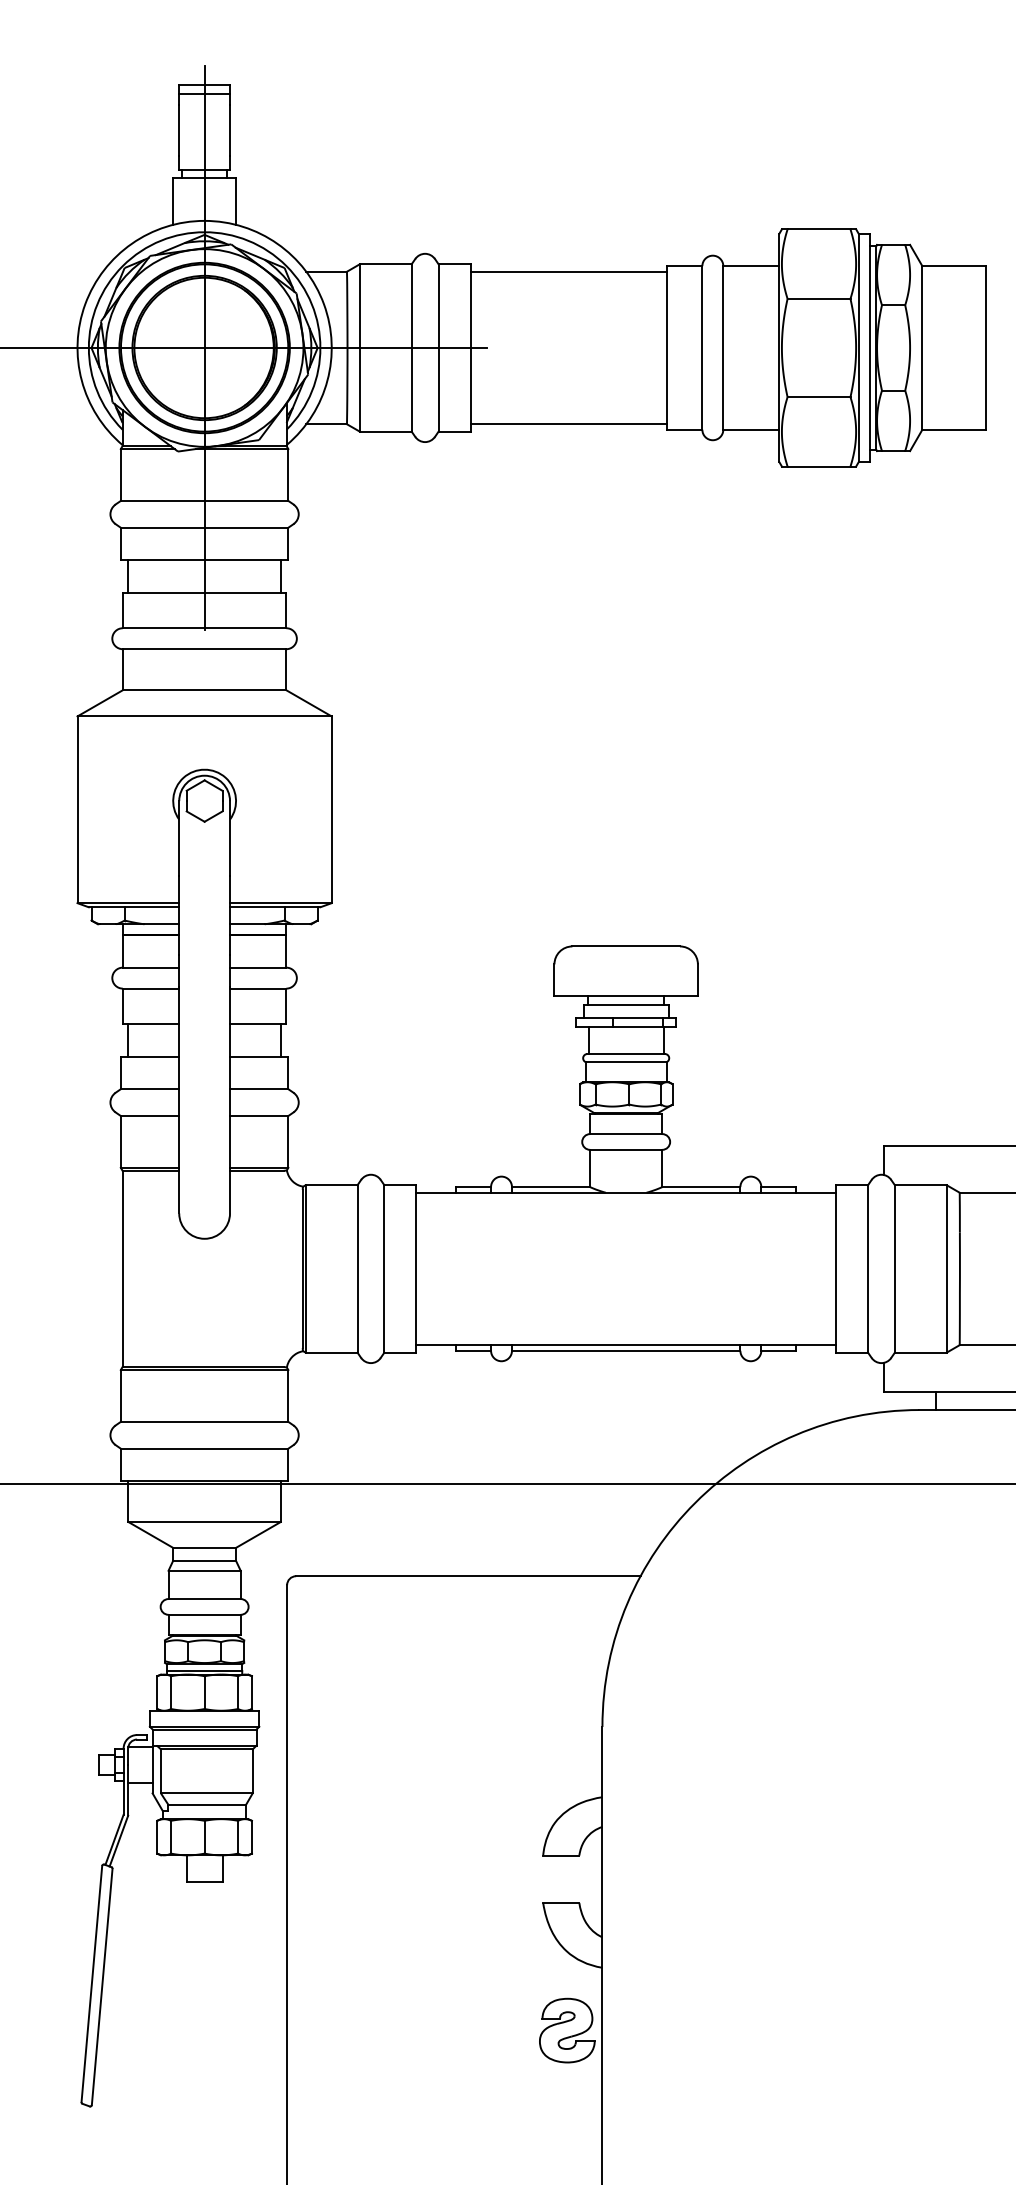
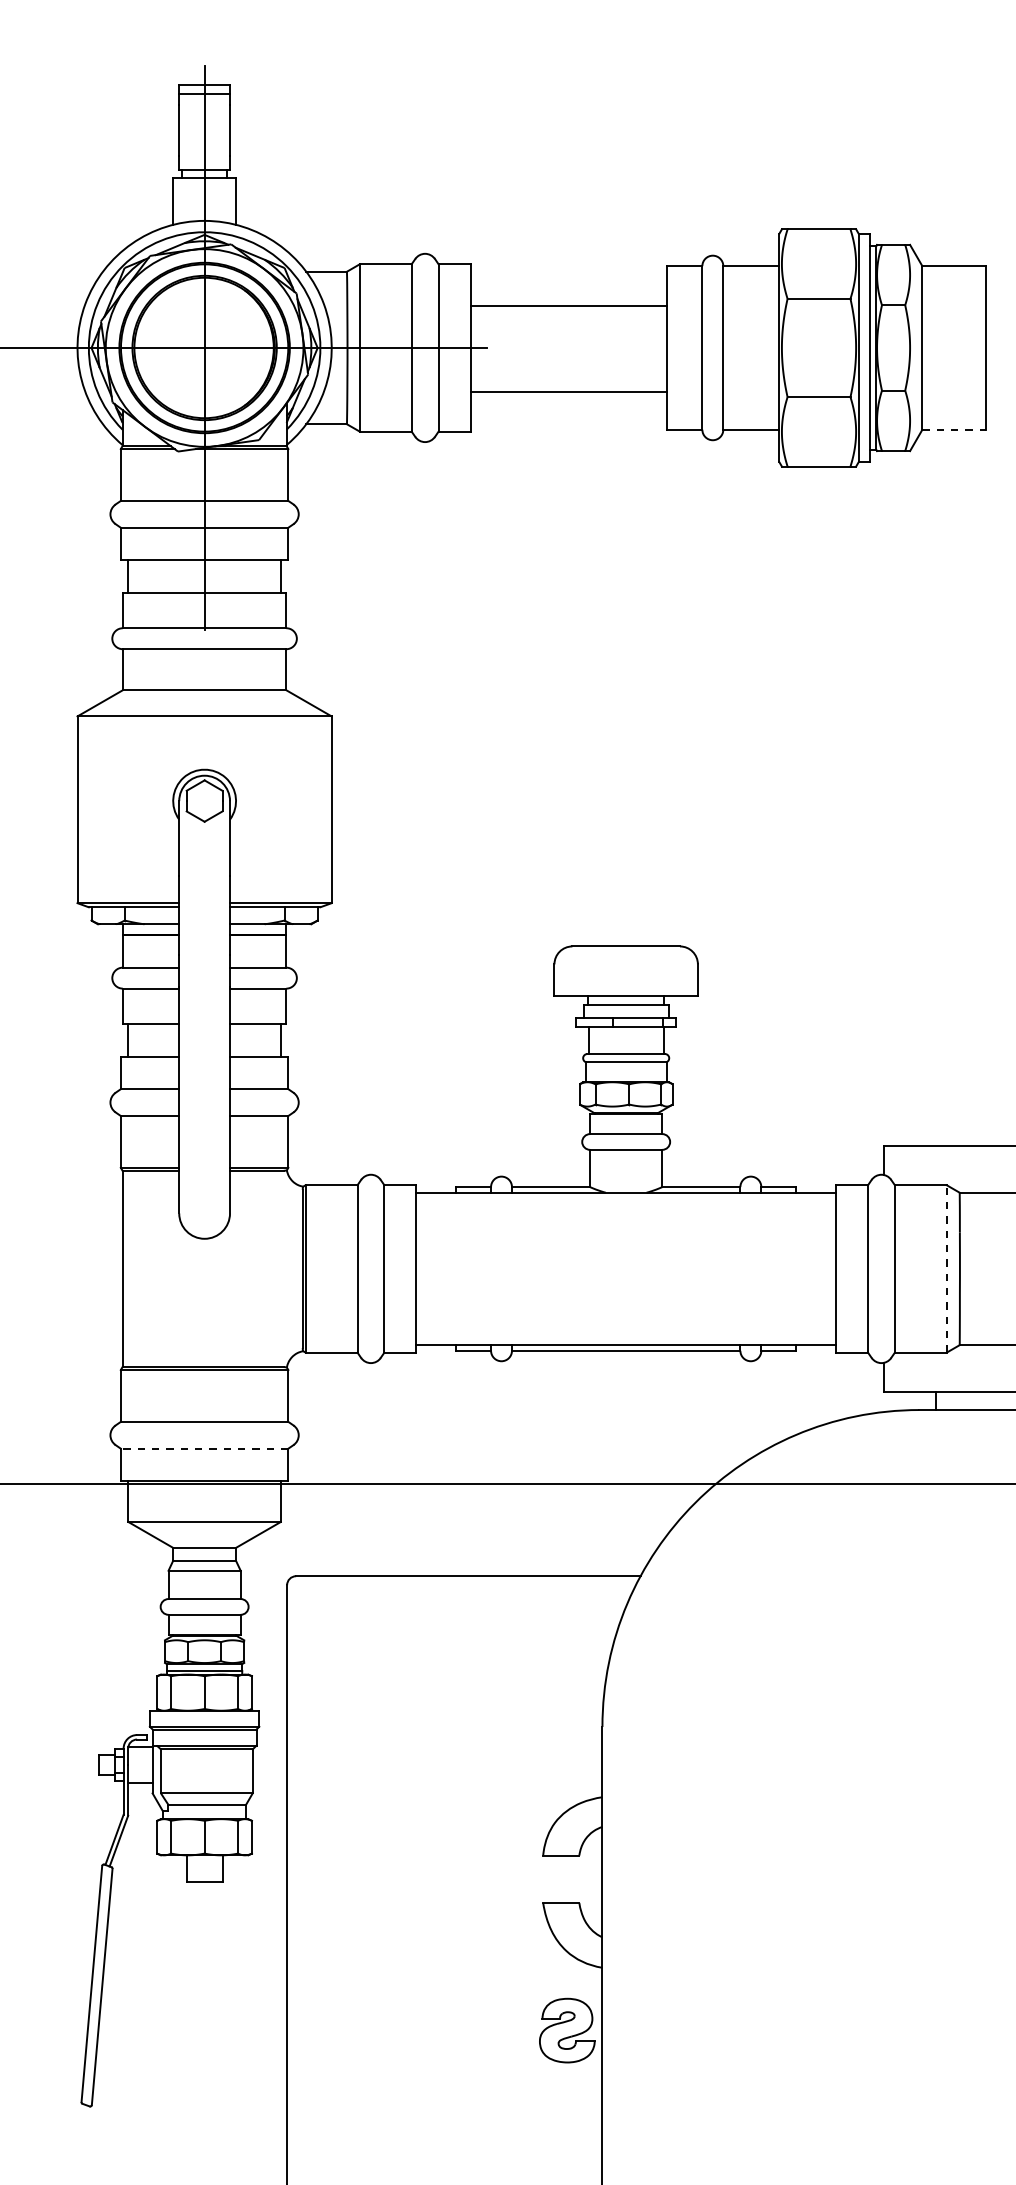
line position: (568, 271) -> (568, 305) (568, 305)
line position: (568, 424) -> (568, 392) (568, 392)
line: solid -> dashed (953, 429)
line: solid -> dashed (946, 1268)
line: solid -> dashed (204, 1448)
